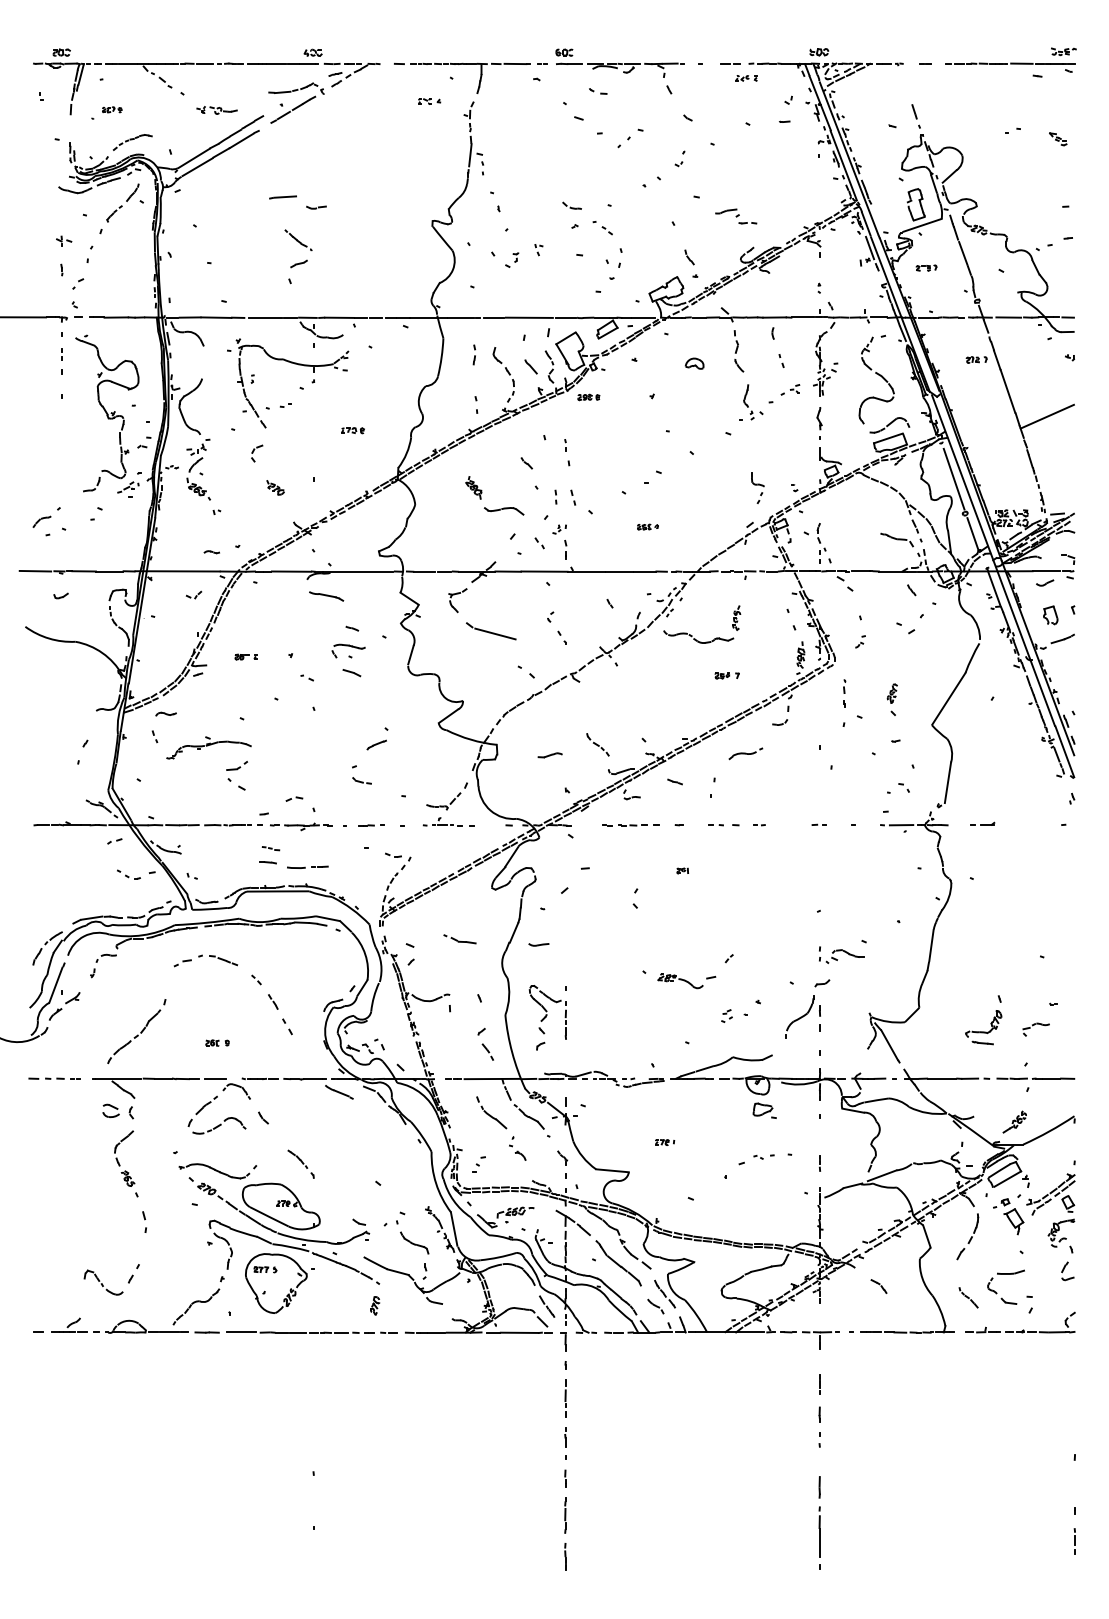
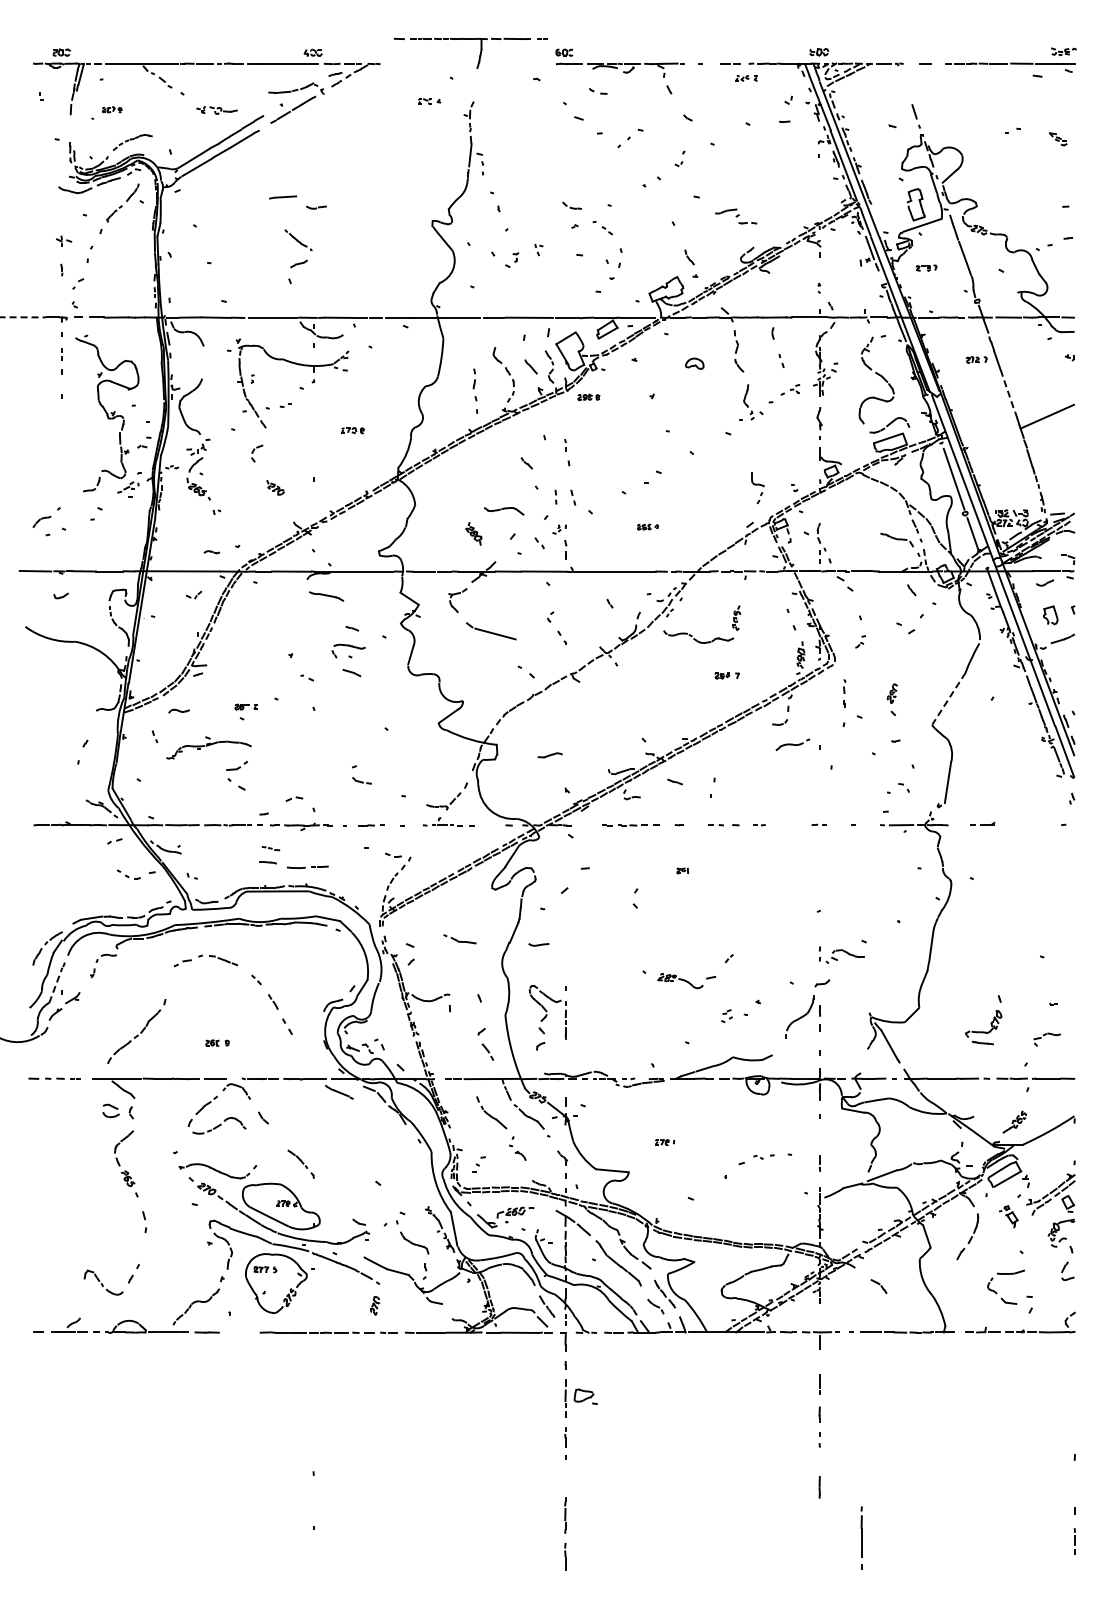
part position: (479, 79) -> (479, 54) (479, 54)
line: solid -> dashed (23, 317)
part position: (473, 354) -> (473, 378) (473, 378)
line: solid -> dashed (1007, 391)
part position: (473, 487) -> (473, 533) (473, 533)
part position: (245, 656) -> (245, 706) (245, 706)
line: solid -> dashed (948, 698)
part position: (165, 713) -> (178, 710) (178, 710)
part: present -> none (376, 744)
part: present -> none (597, 744)
part position: (745, 753) -> (792, 744) (792, 744)
line: solid -> dashed (55, 985)
part position: (1035, 1029) -> (1046, 1039) (1046, 1039)
part position: (764, 1110) -> (585, 1396) (585, 1396)
part size: 32x38 px -> 20x24 px (1008, 1216)
part: present -> none (968, 1297)
line: present -> none (241, 1332)
line: present -> none (565, 1477)
line position: (819, 1537) -> (861, 1537) (861, 1537)
